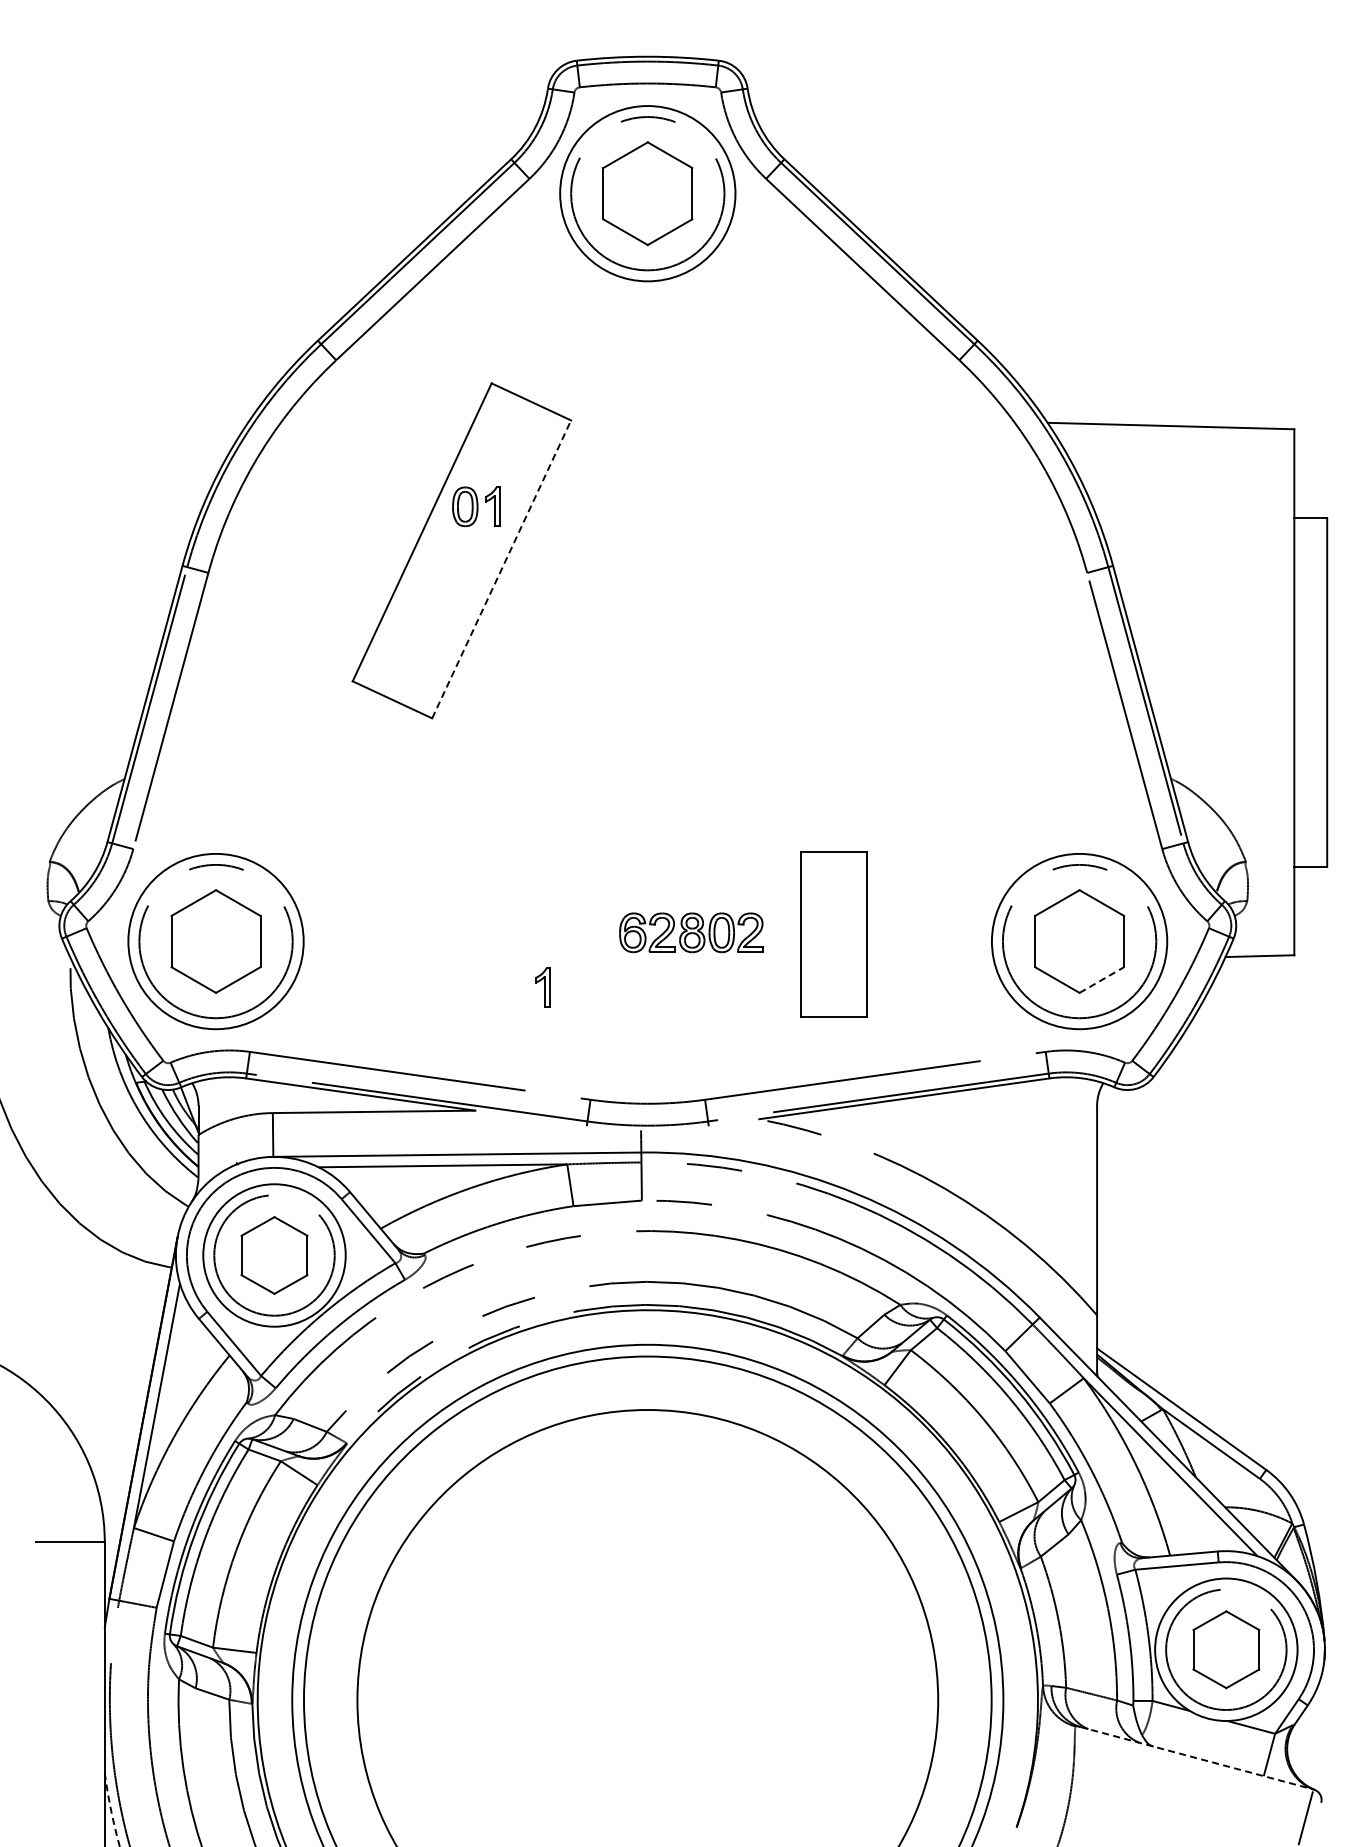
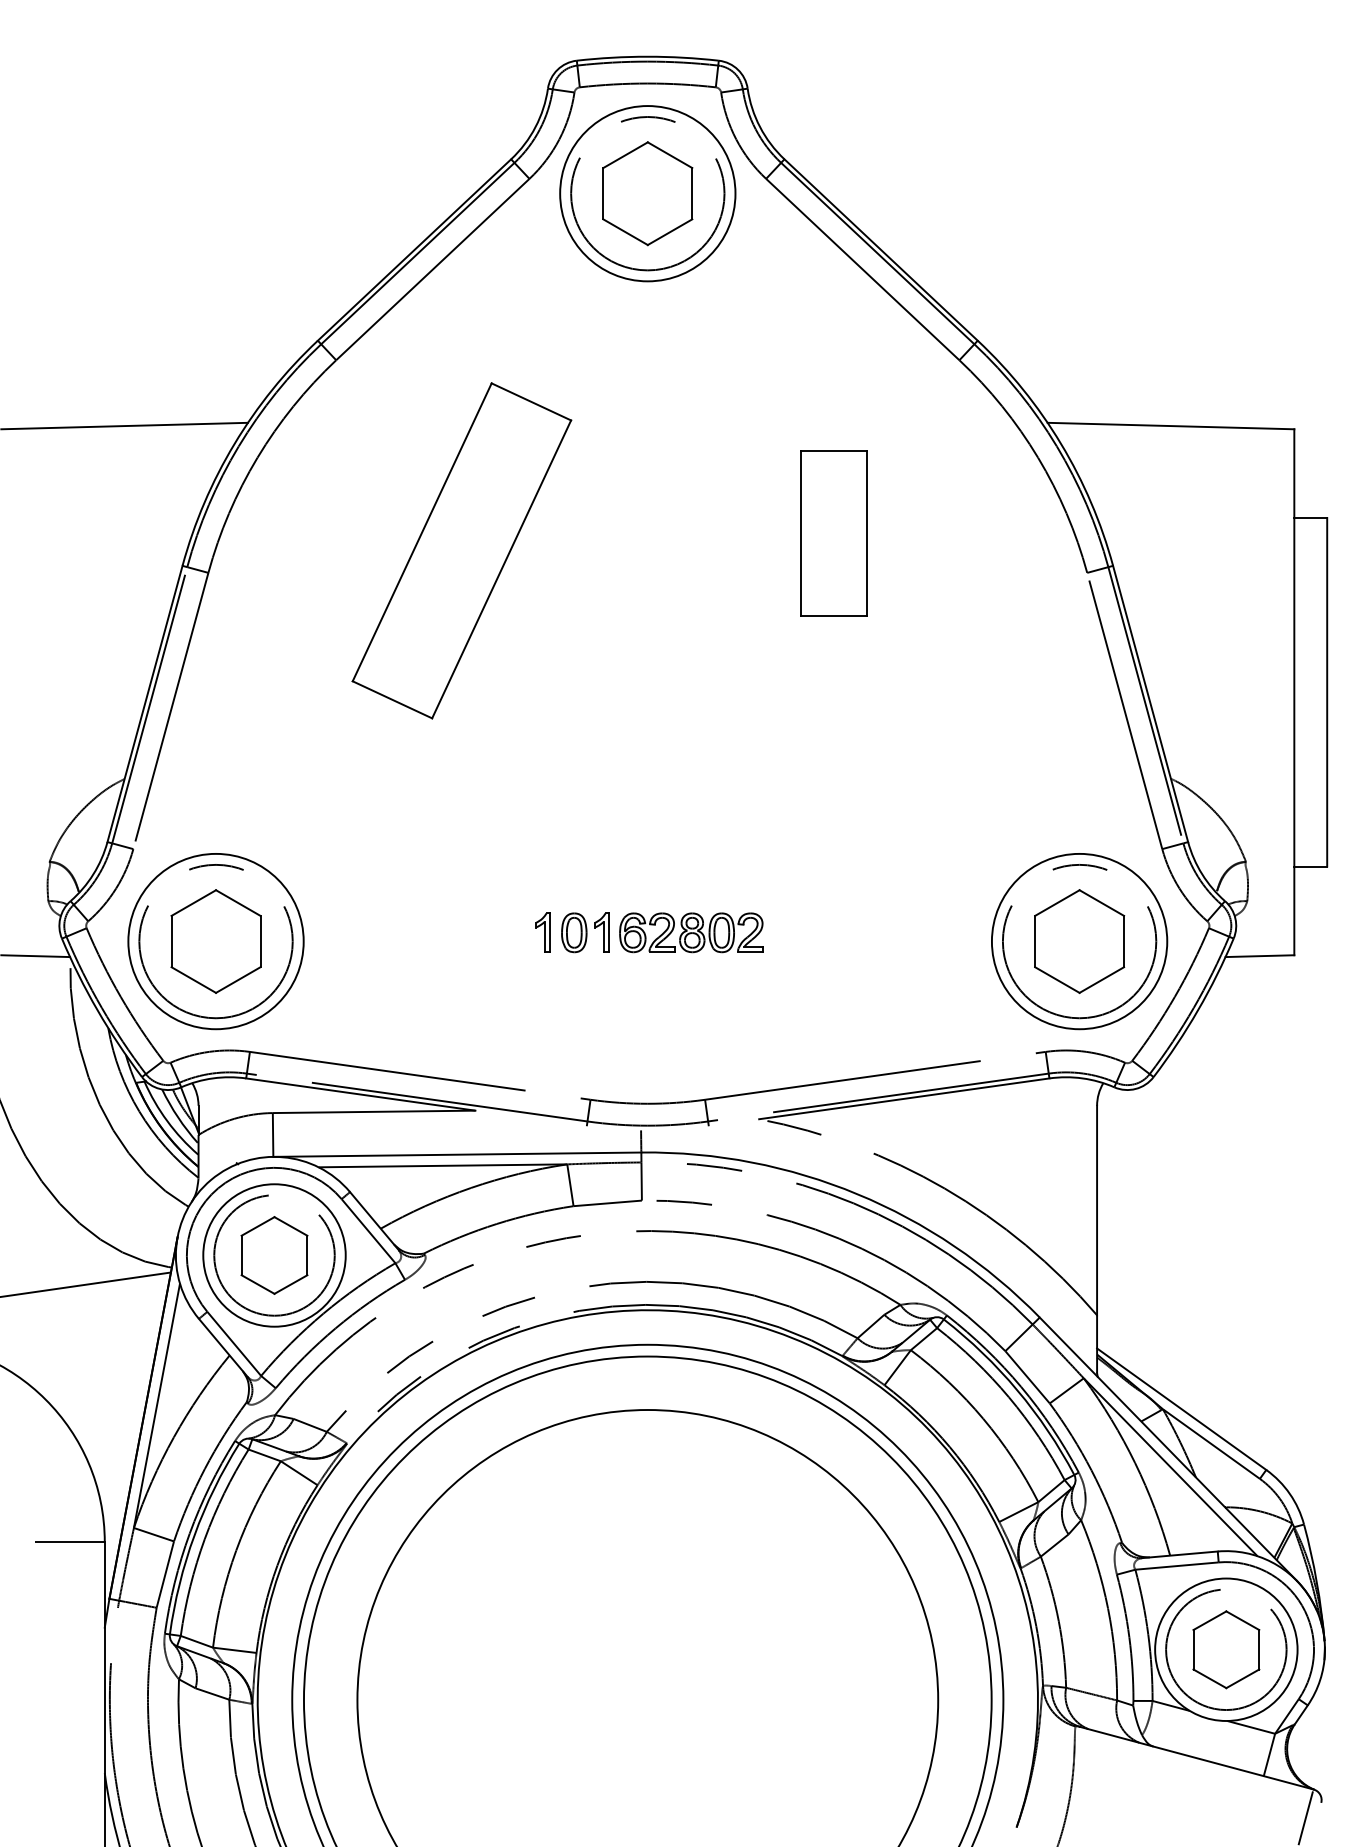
line: none -> present (125, 425)
part position: (476, 506) -> (585, 932) (585, 932)
line: dashed -> solid (501, 568)
part position: (833, 934) -> (833, 533) (833, 533)
line: none -> present (36, 956)
line: dashed -> solid (1101, 980)
part position: (542, 987) -> (542, 932) (542, 932)
line: none -> present (86, 1284)
line: dashed -> solid (1196, 1758)
arc: dashed -> solid (111, 1810)
